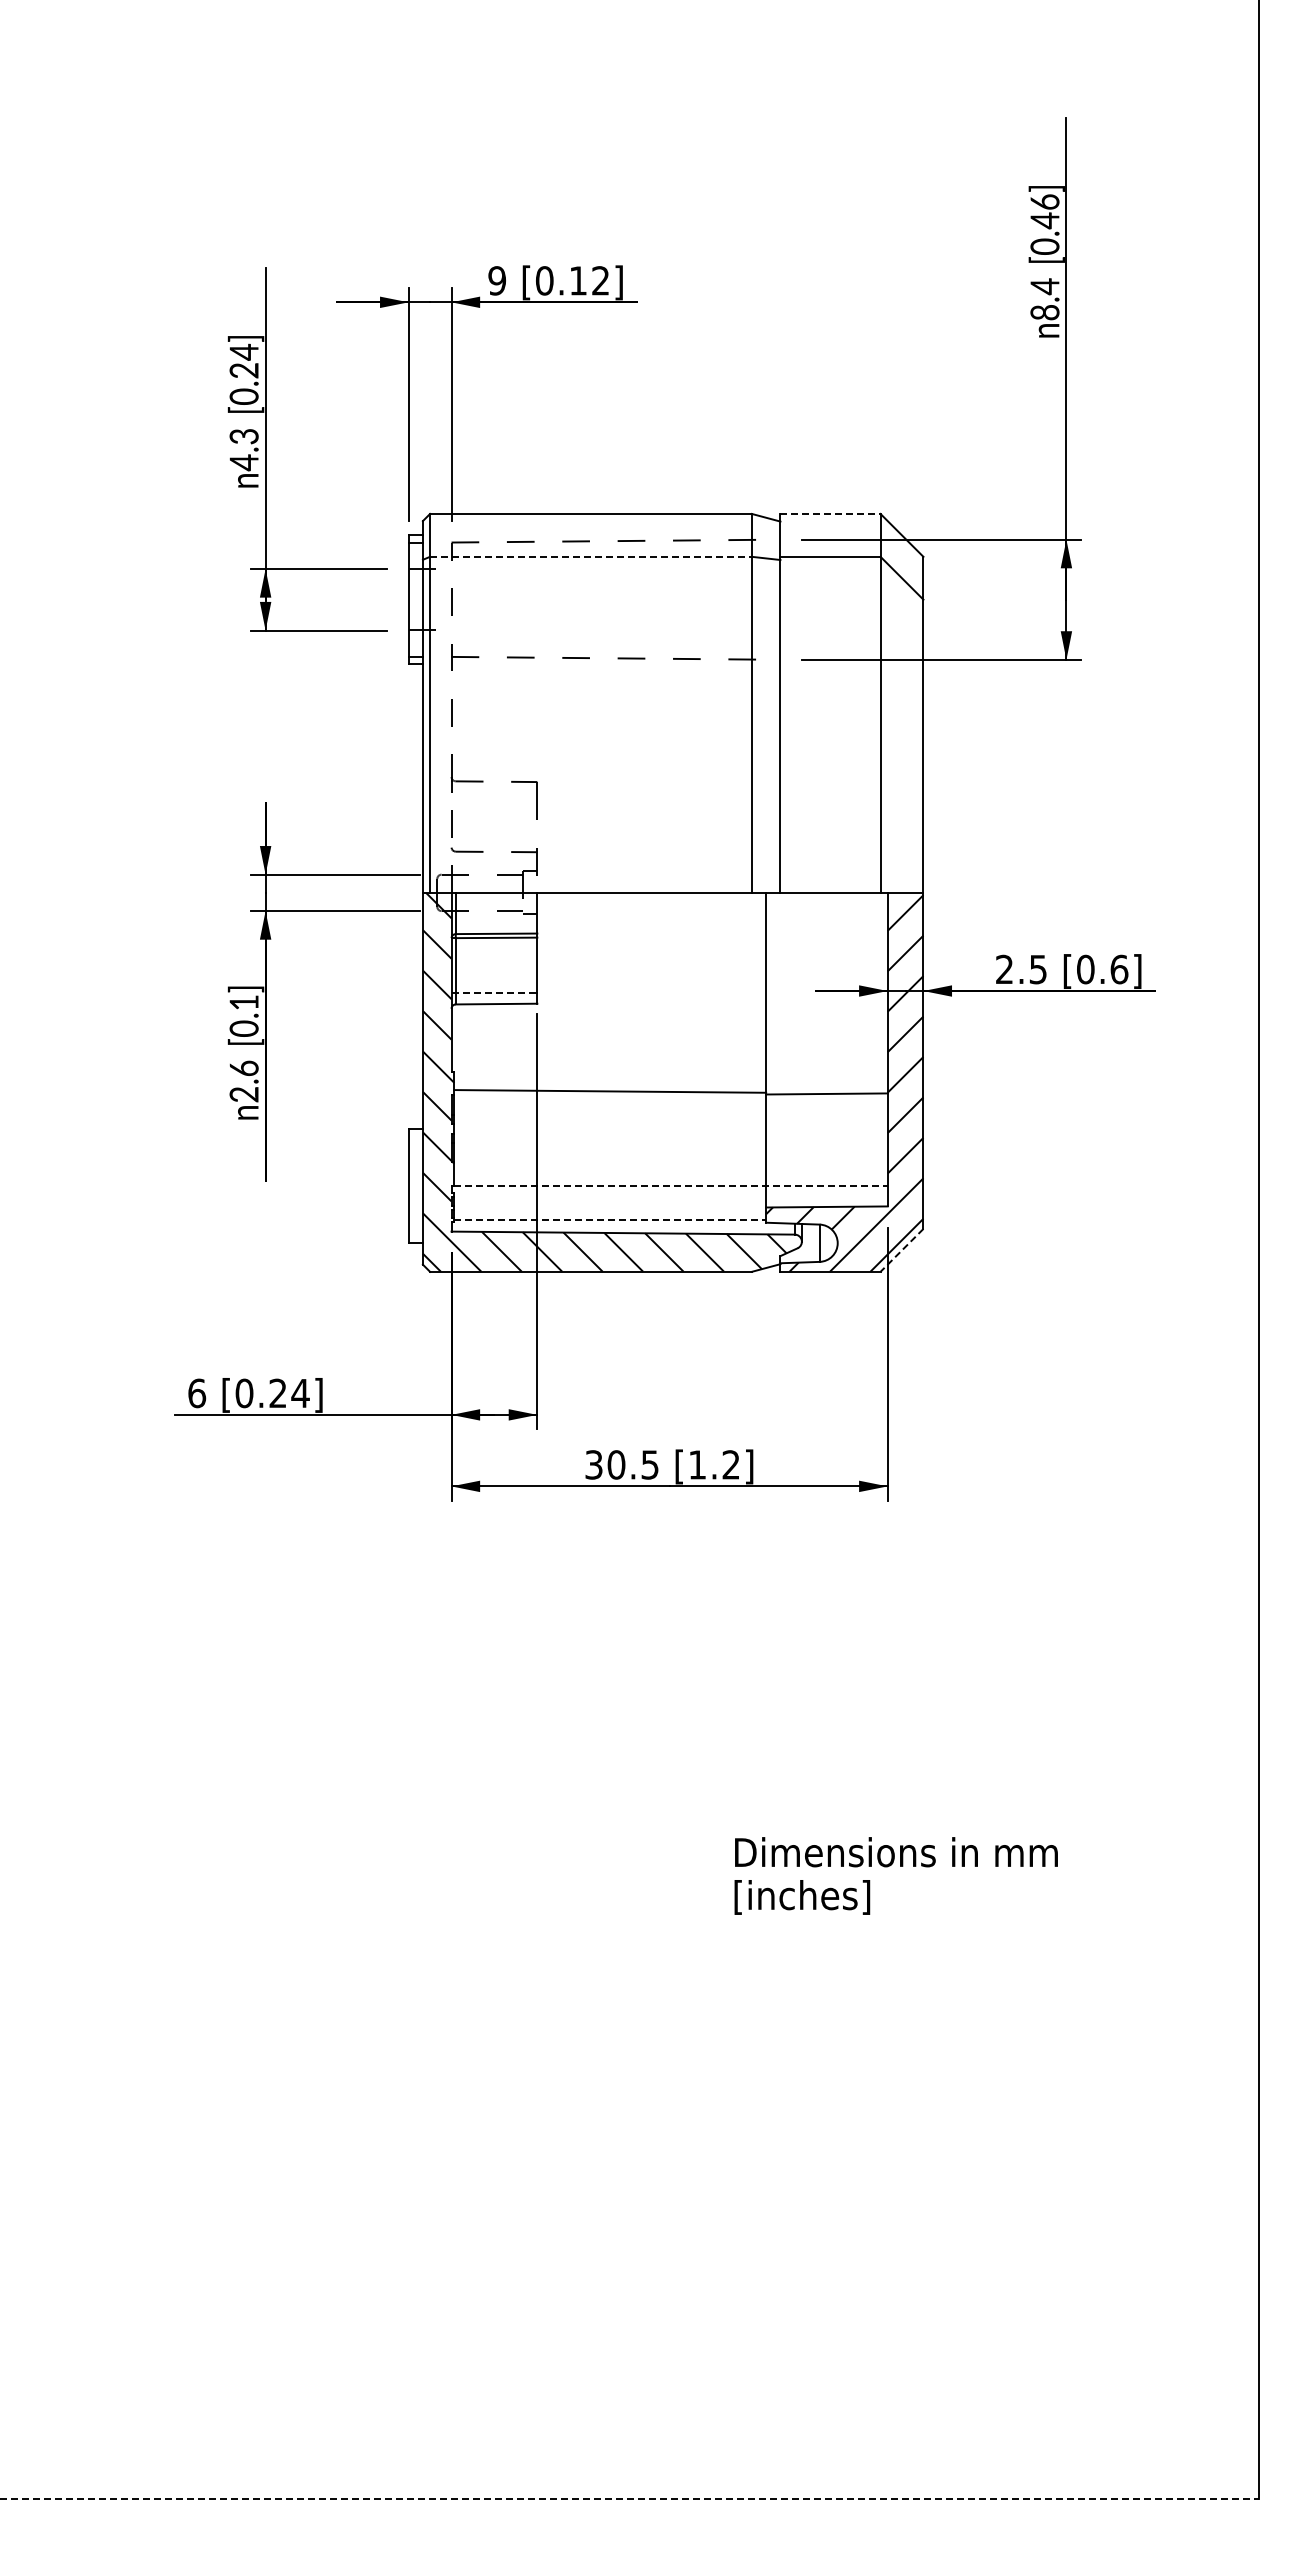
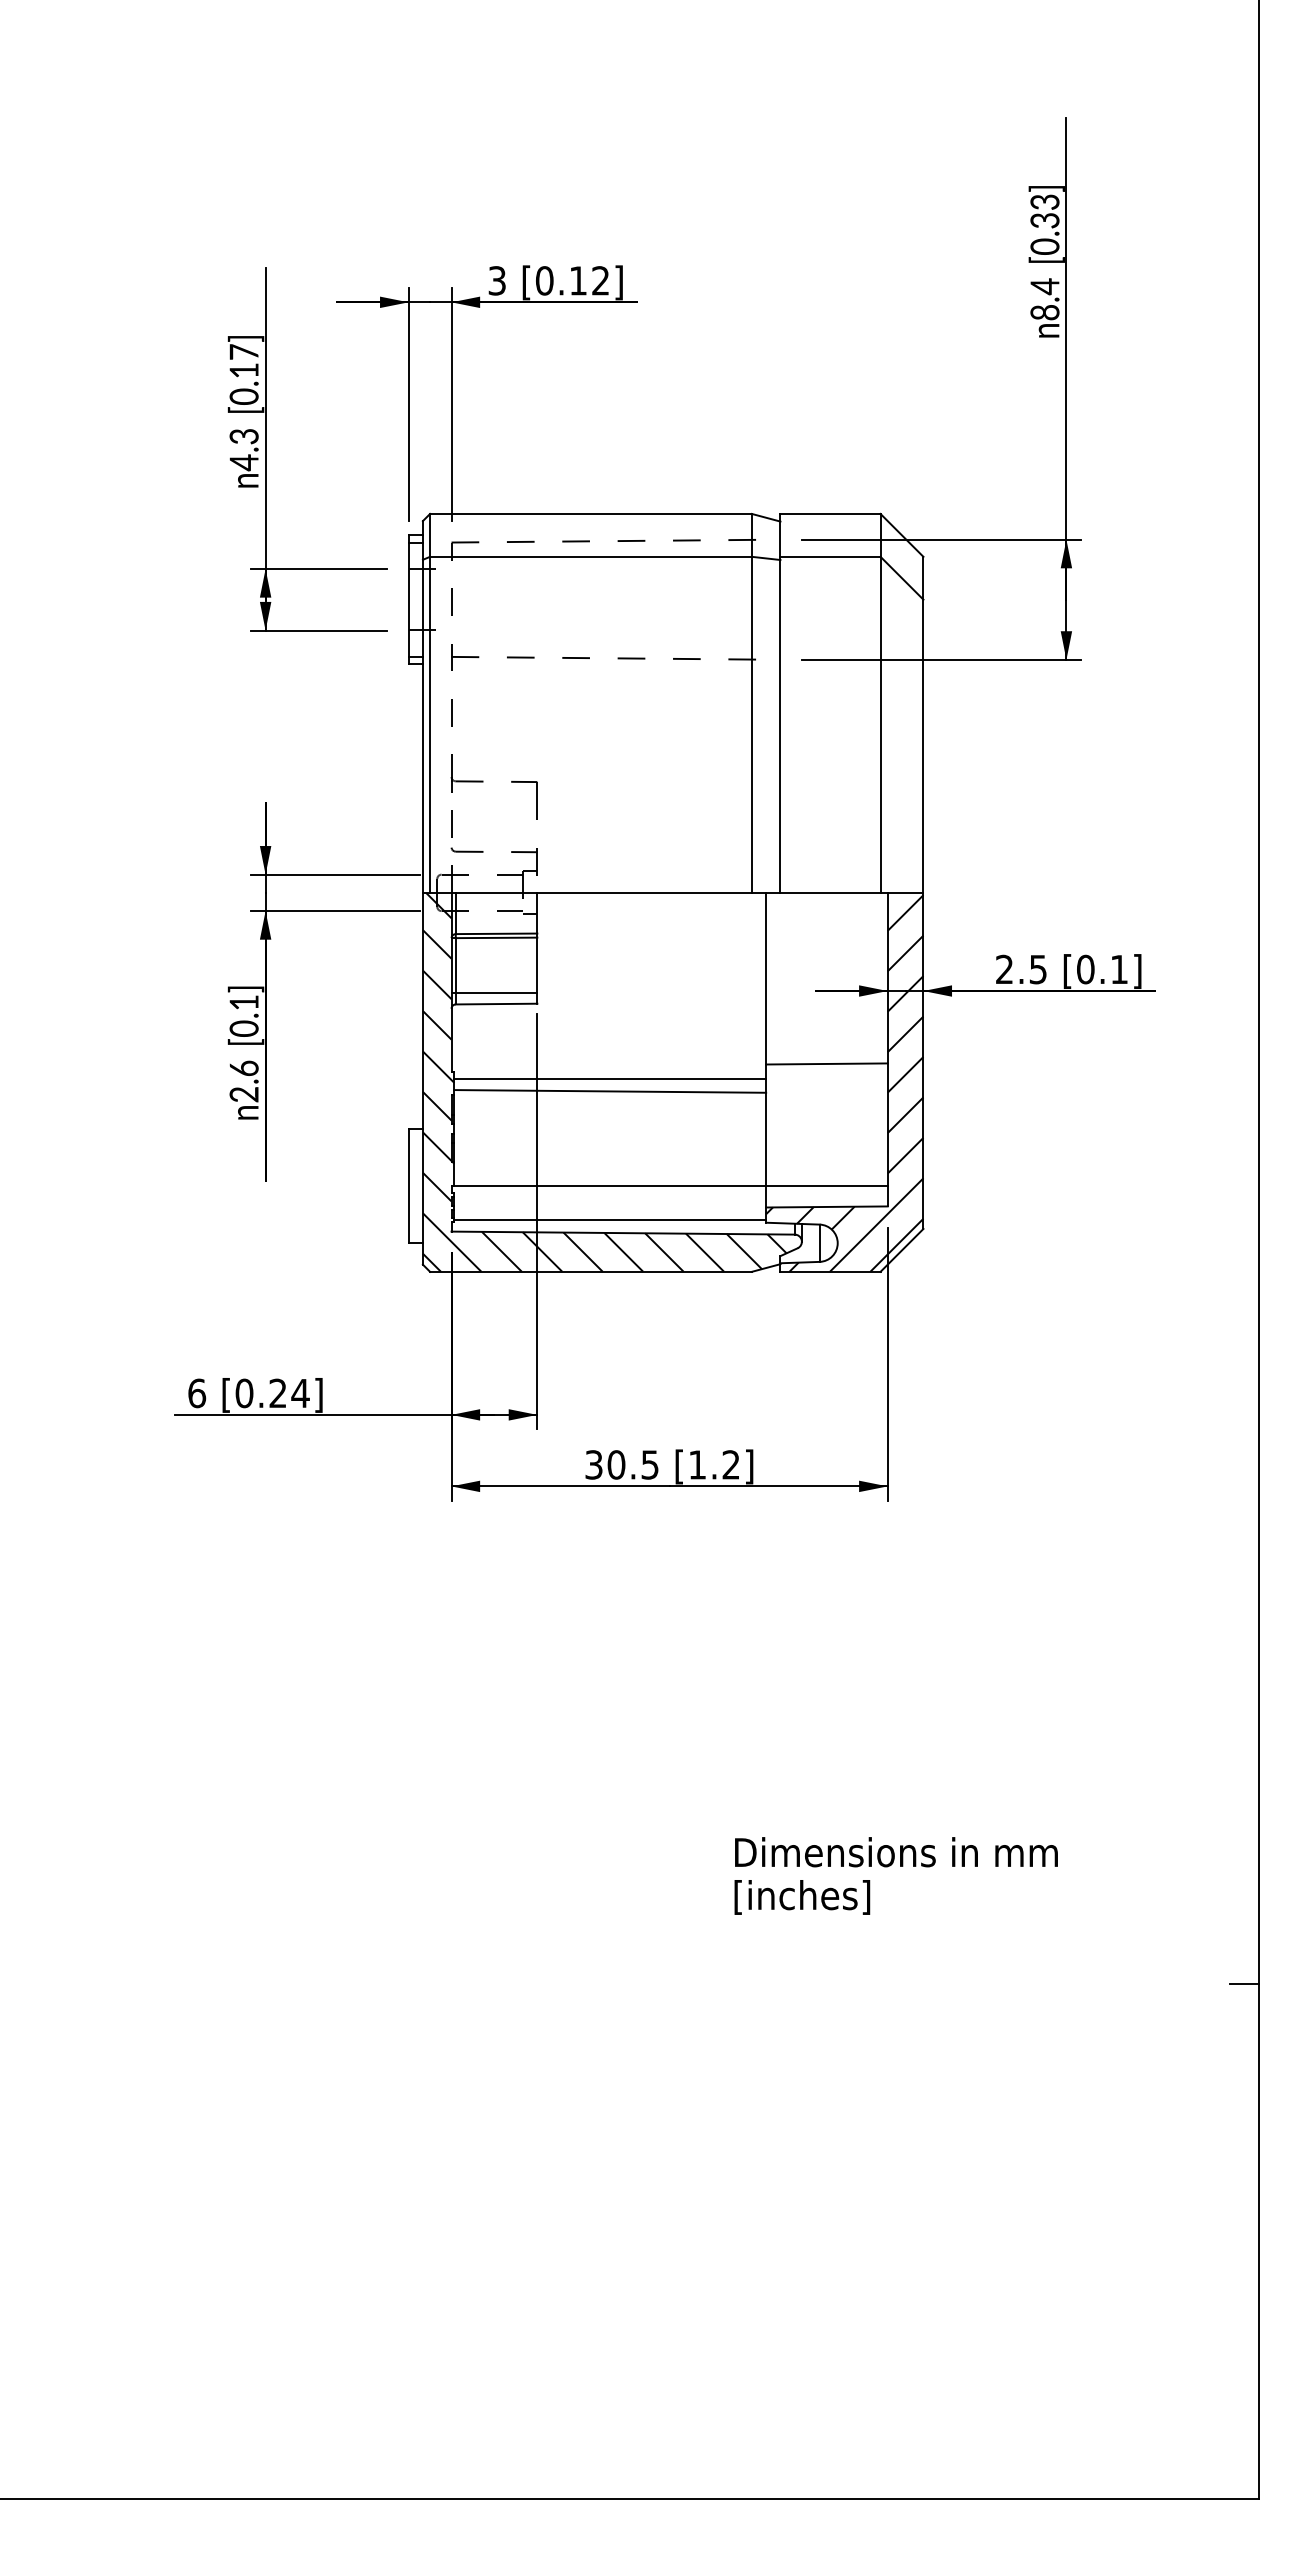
text: [0.46] -> [0.33] (1044, 211)
text: 9 -> 3 (496, 280)
text: [0.24] -> [0.17] (243, 360)
line: dashed -> solid (831, 513)
line: dashed -> solid (590, 556)
text: [0.6] -> [0.1] (1119, 969)
line: dashed -> solid (494, 992)
line: none -> present (610, 1078)
line position: (826, 1093) -> (826, 1063) (826, 1063)
line: dashed -> solid (671, 1186)
line: dashed -> solid (610, 1220)
line: dashed -> solid (901, 1250)
line: none -> present (1244, 1983)
line: dashed -> solid (630, 2498)
